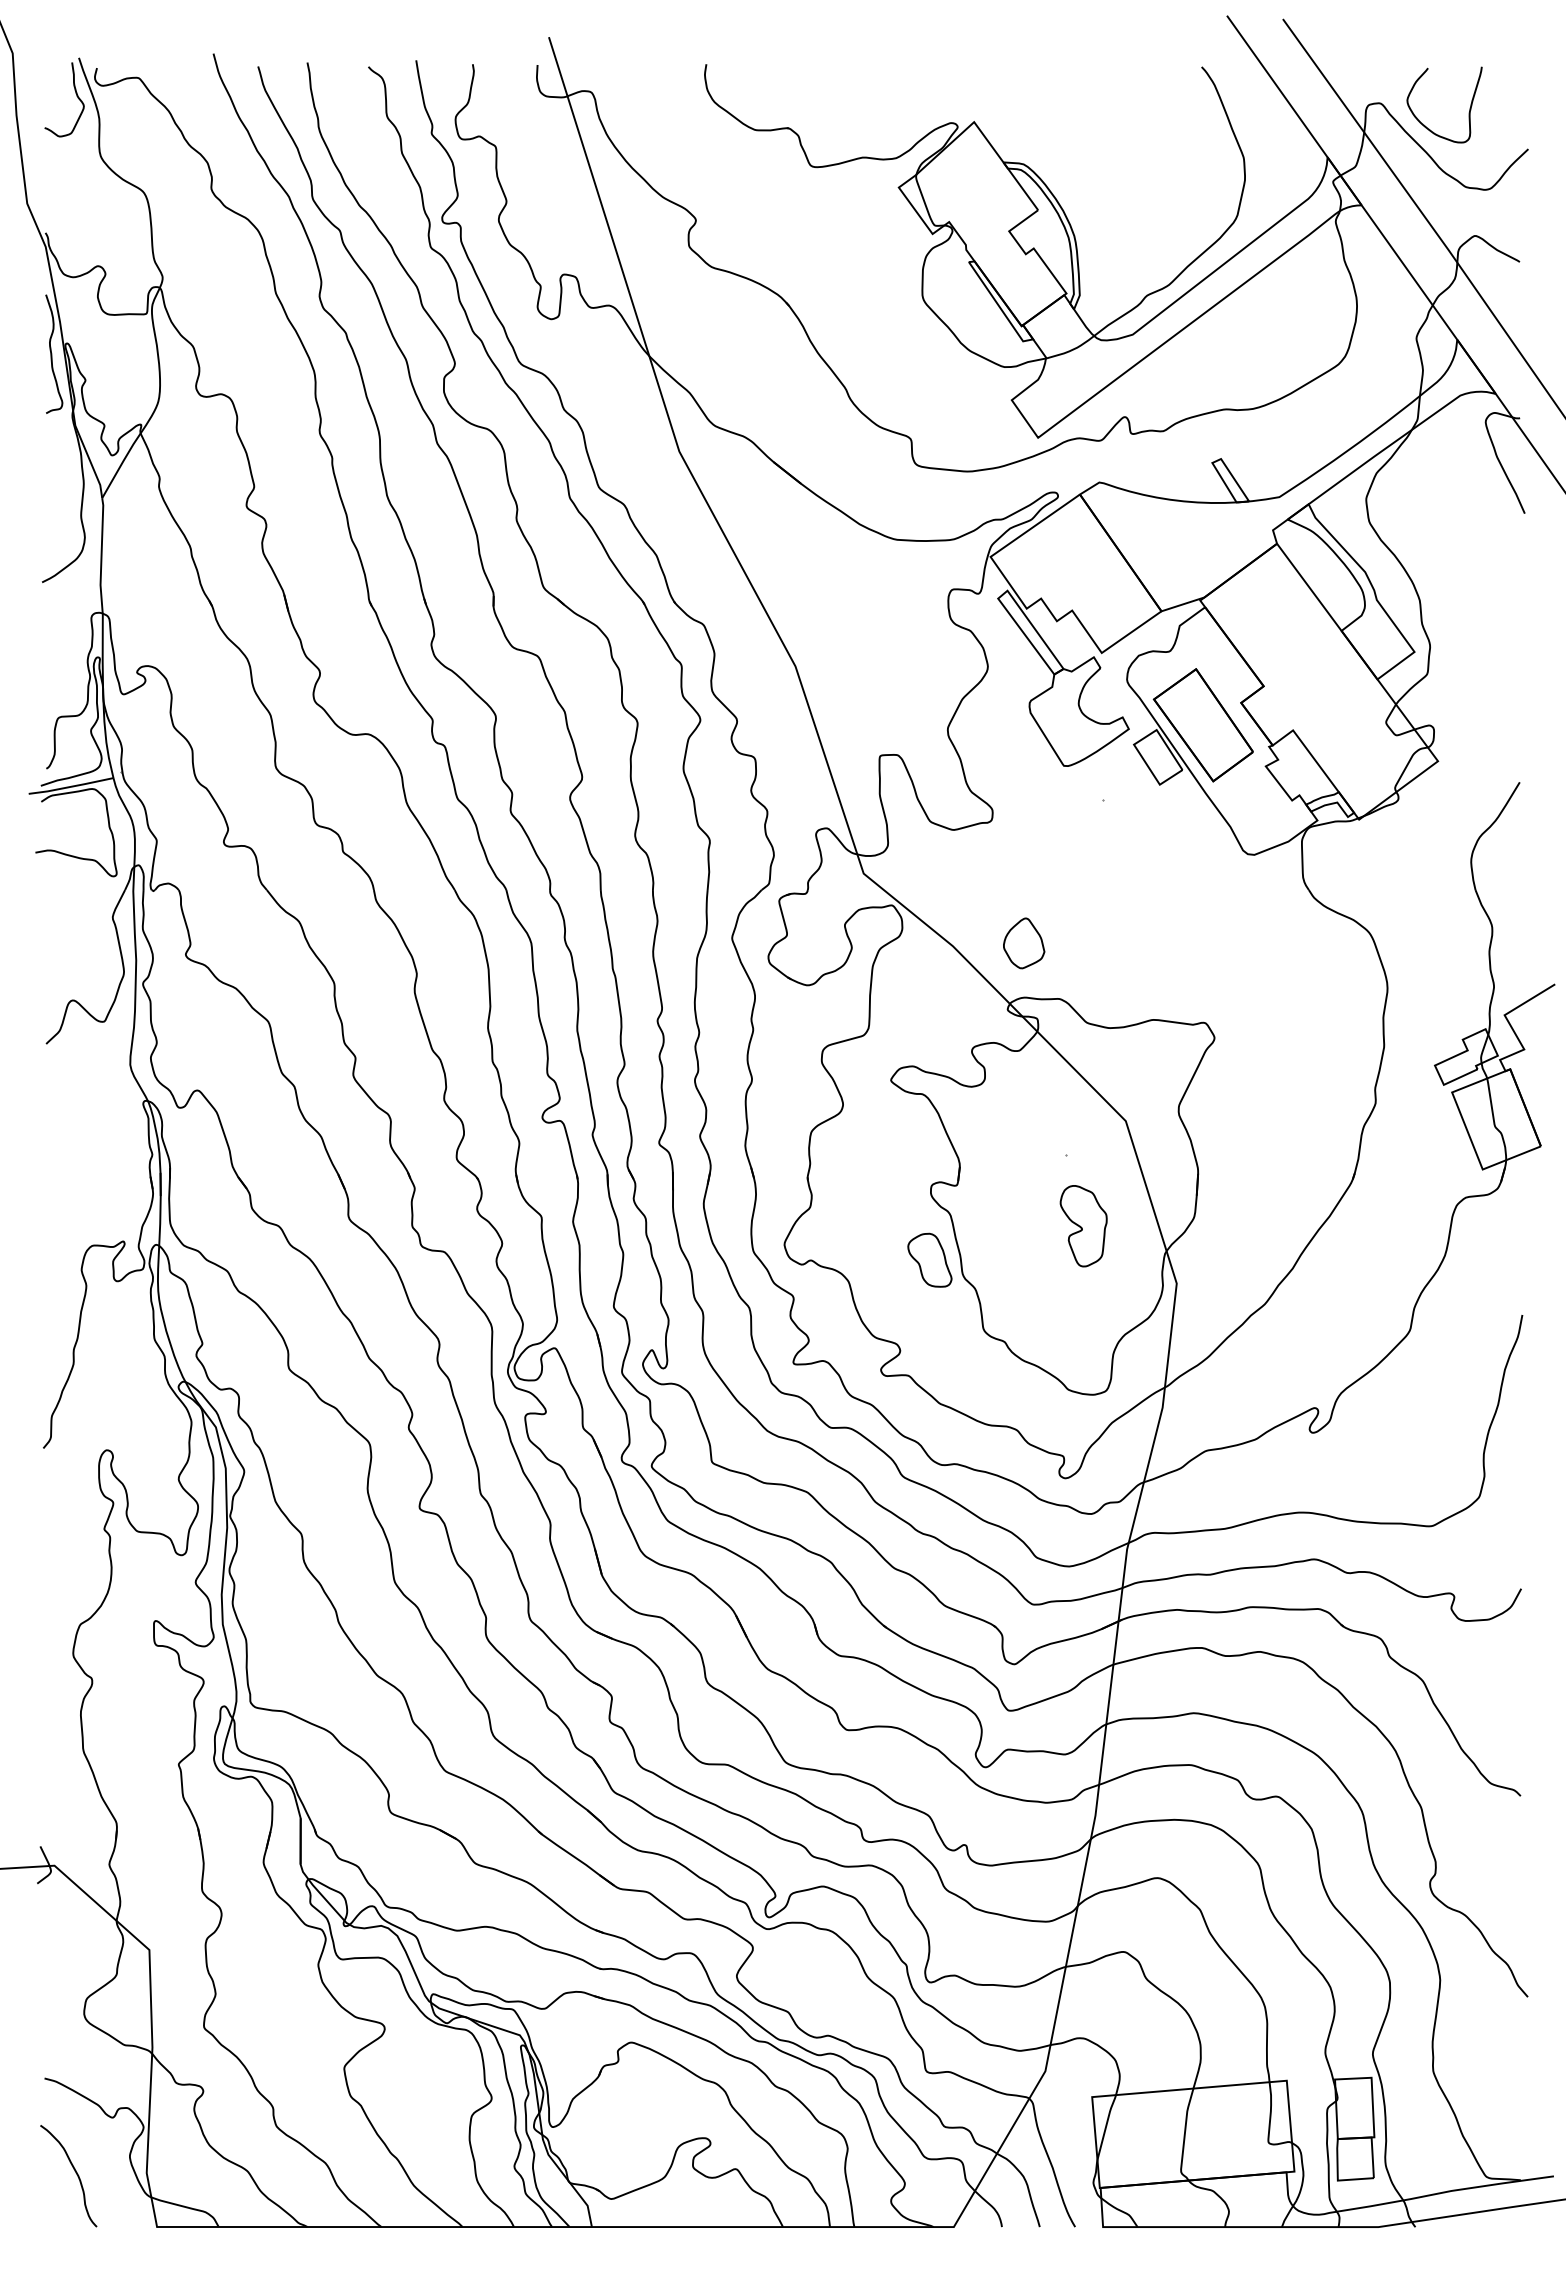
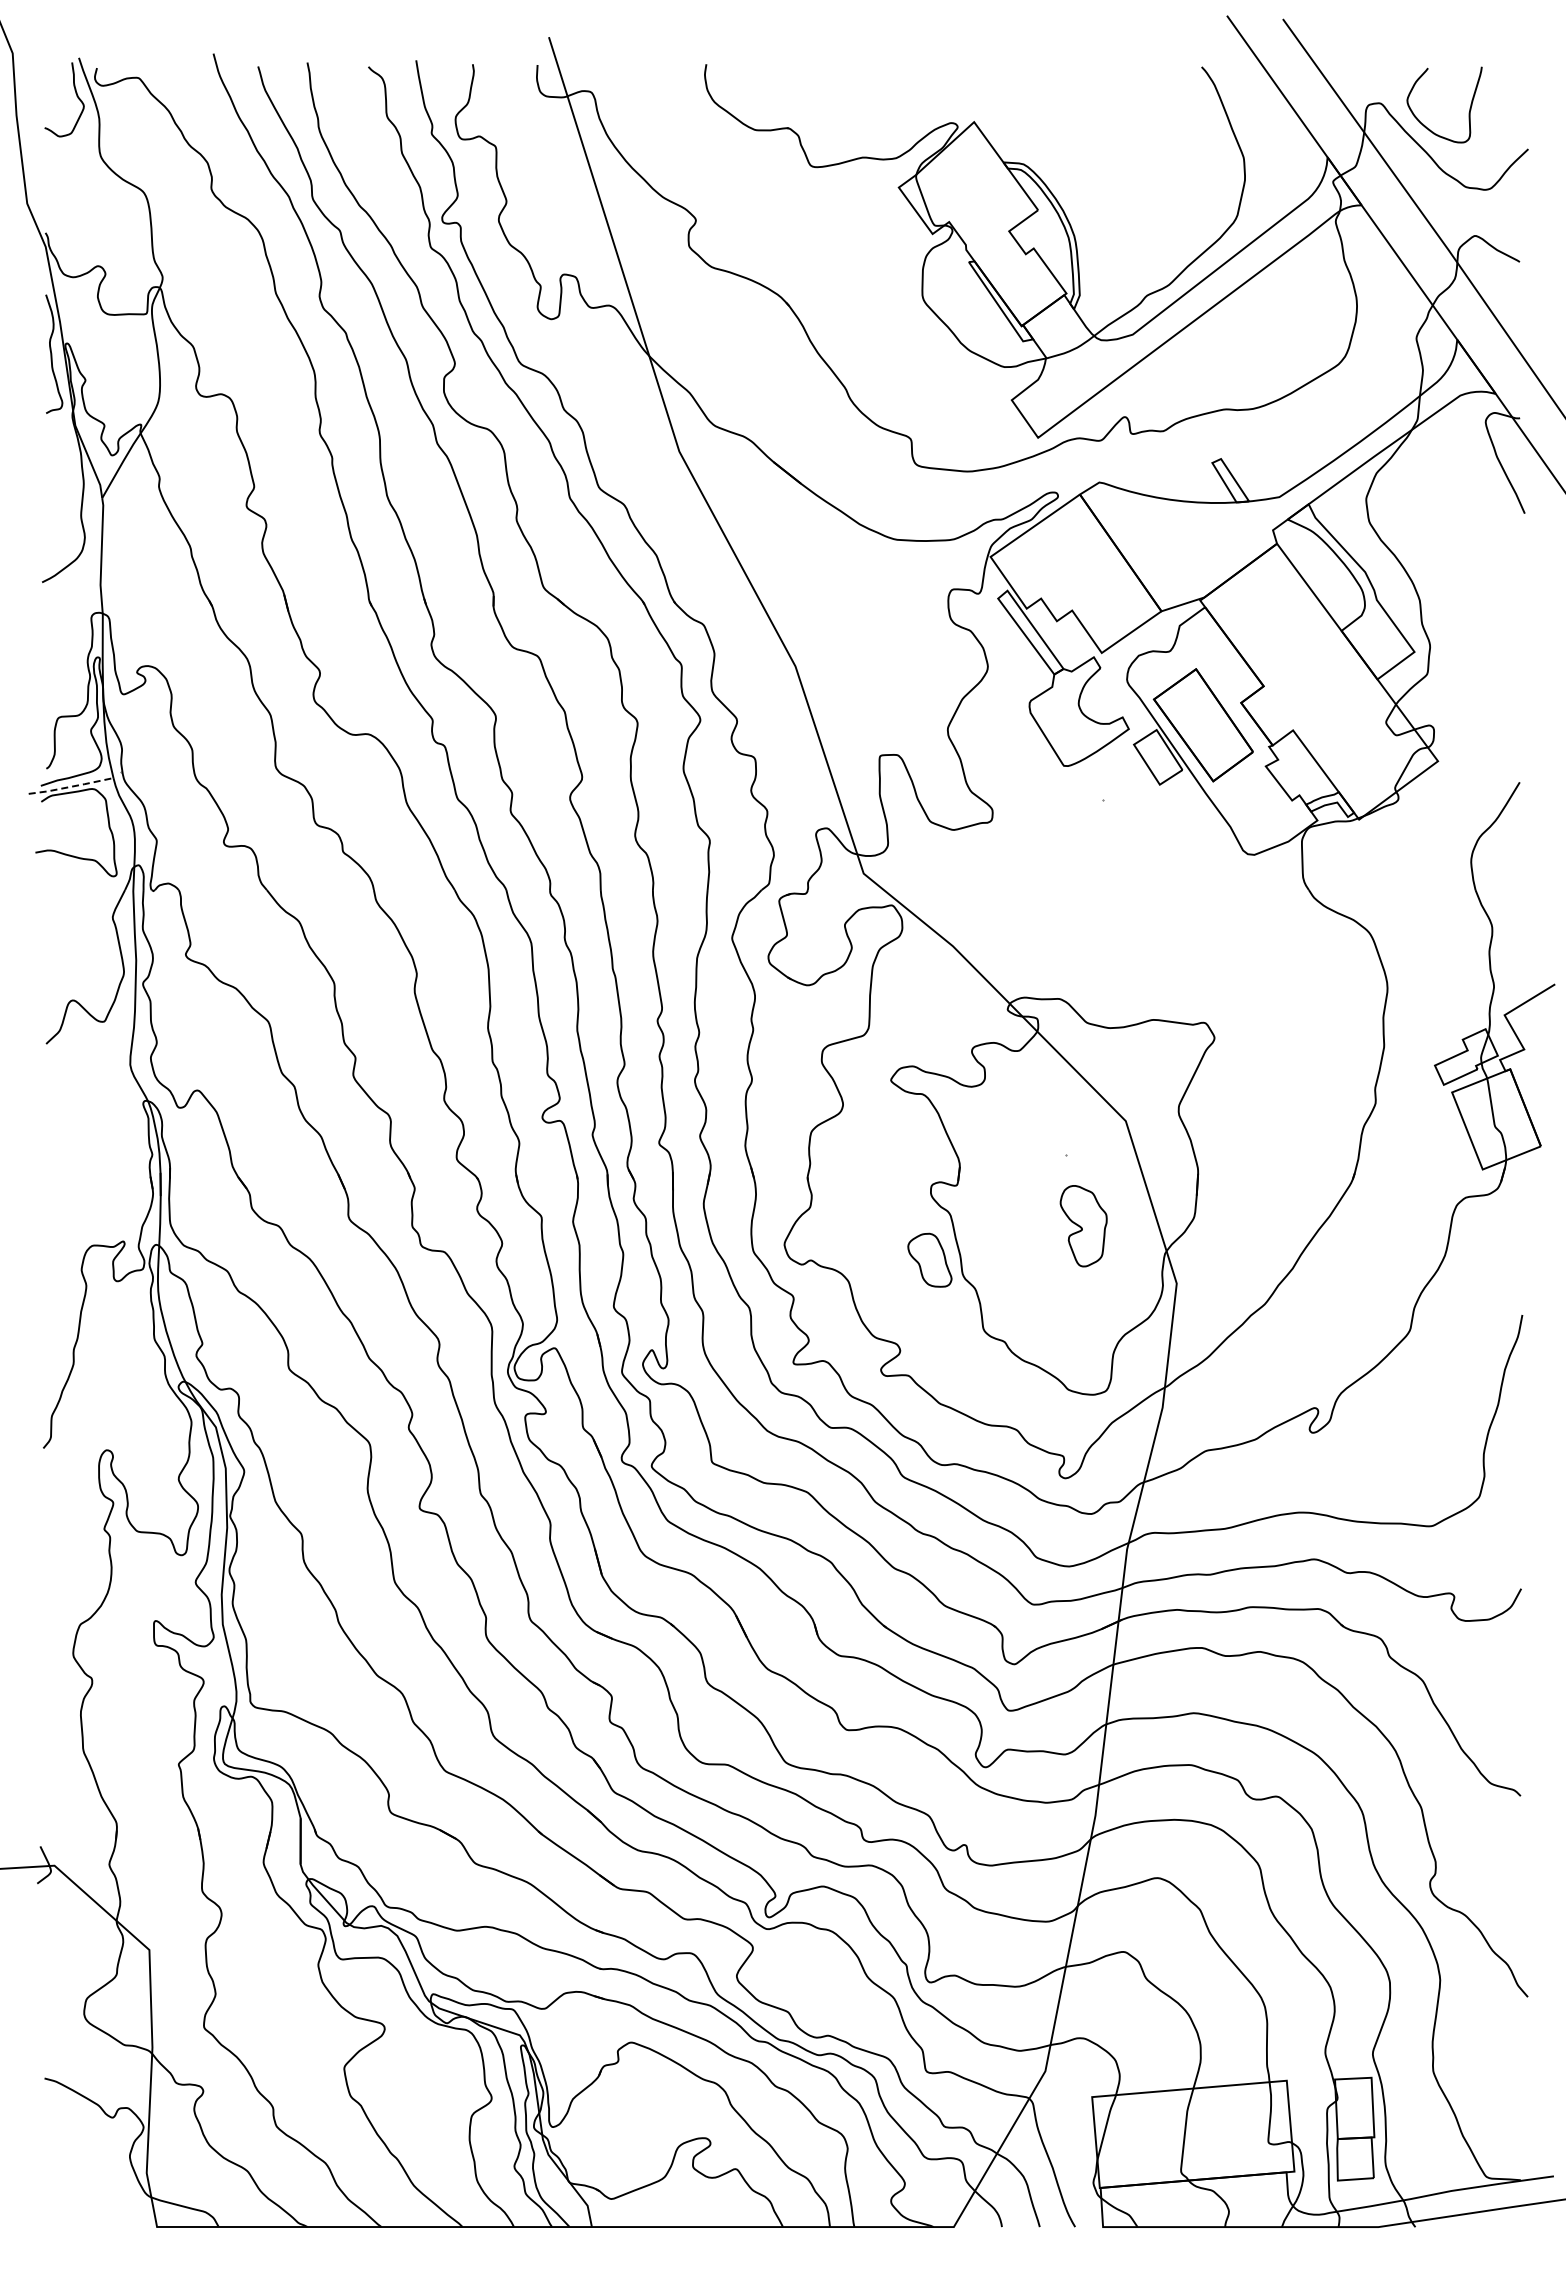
line: solid -> dashed (71, 786)
part: present -> none (1024, 943)
curve: present -> none (75, 2173)
